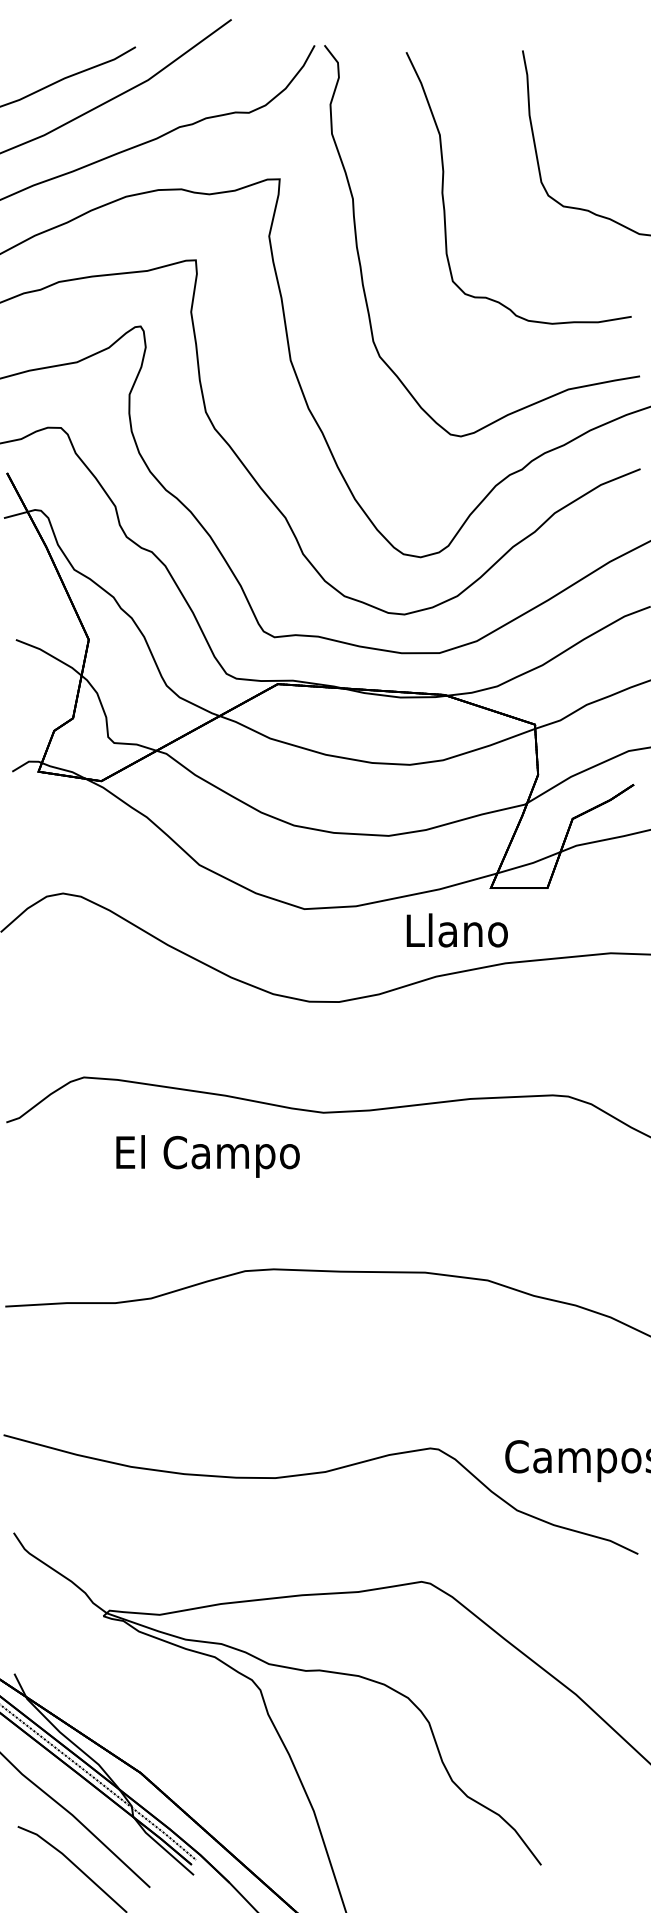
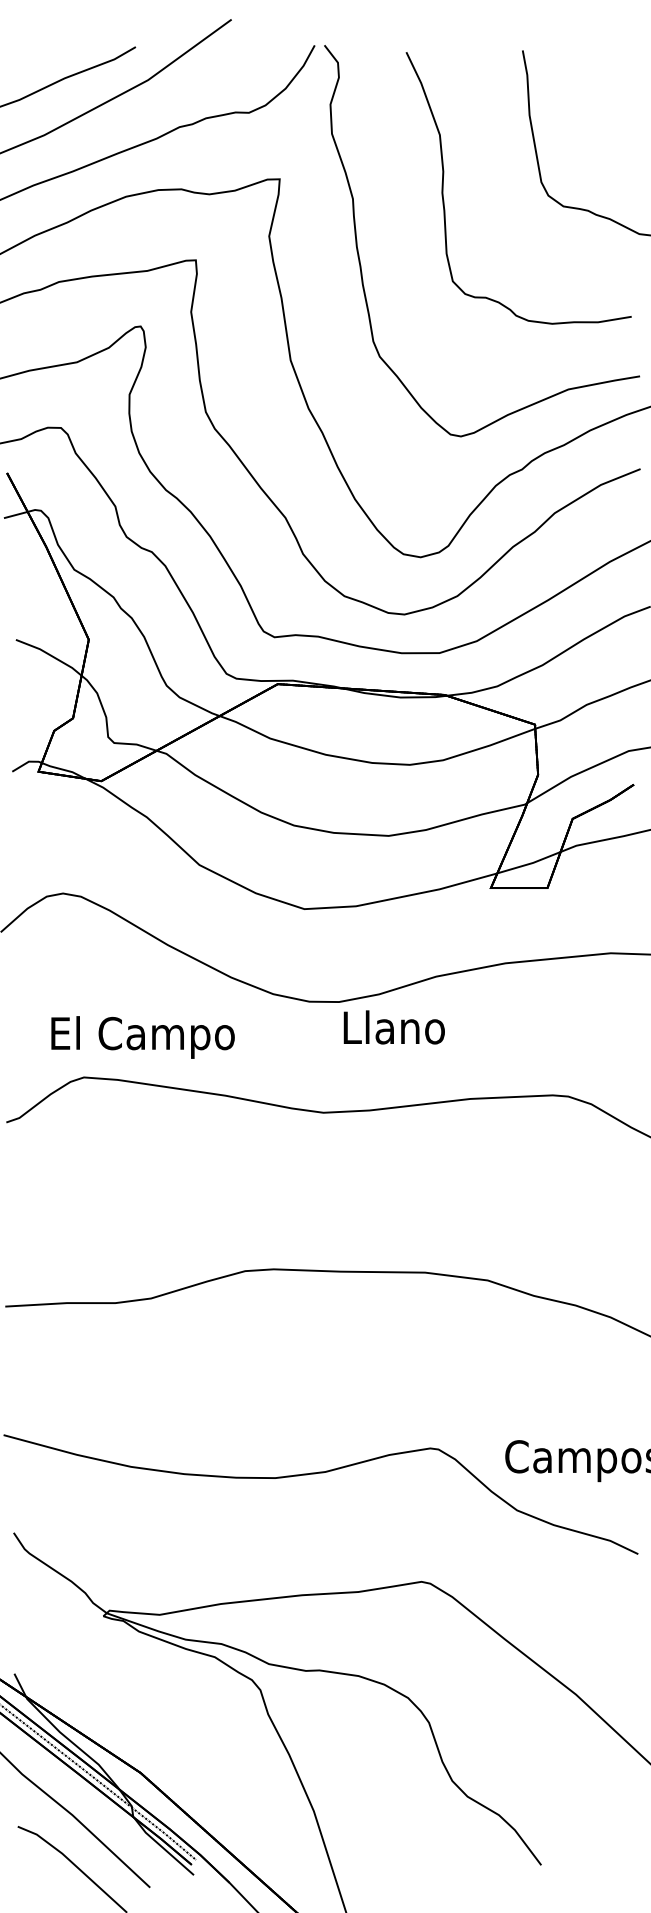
text position: (456, 930) -> (393, 1027) (393, 1027)
text position: (207, 1156) -> (142, 1037) (142, 1037)
